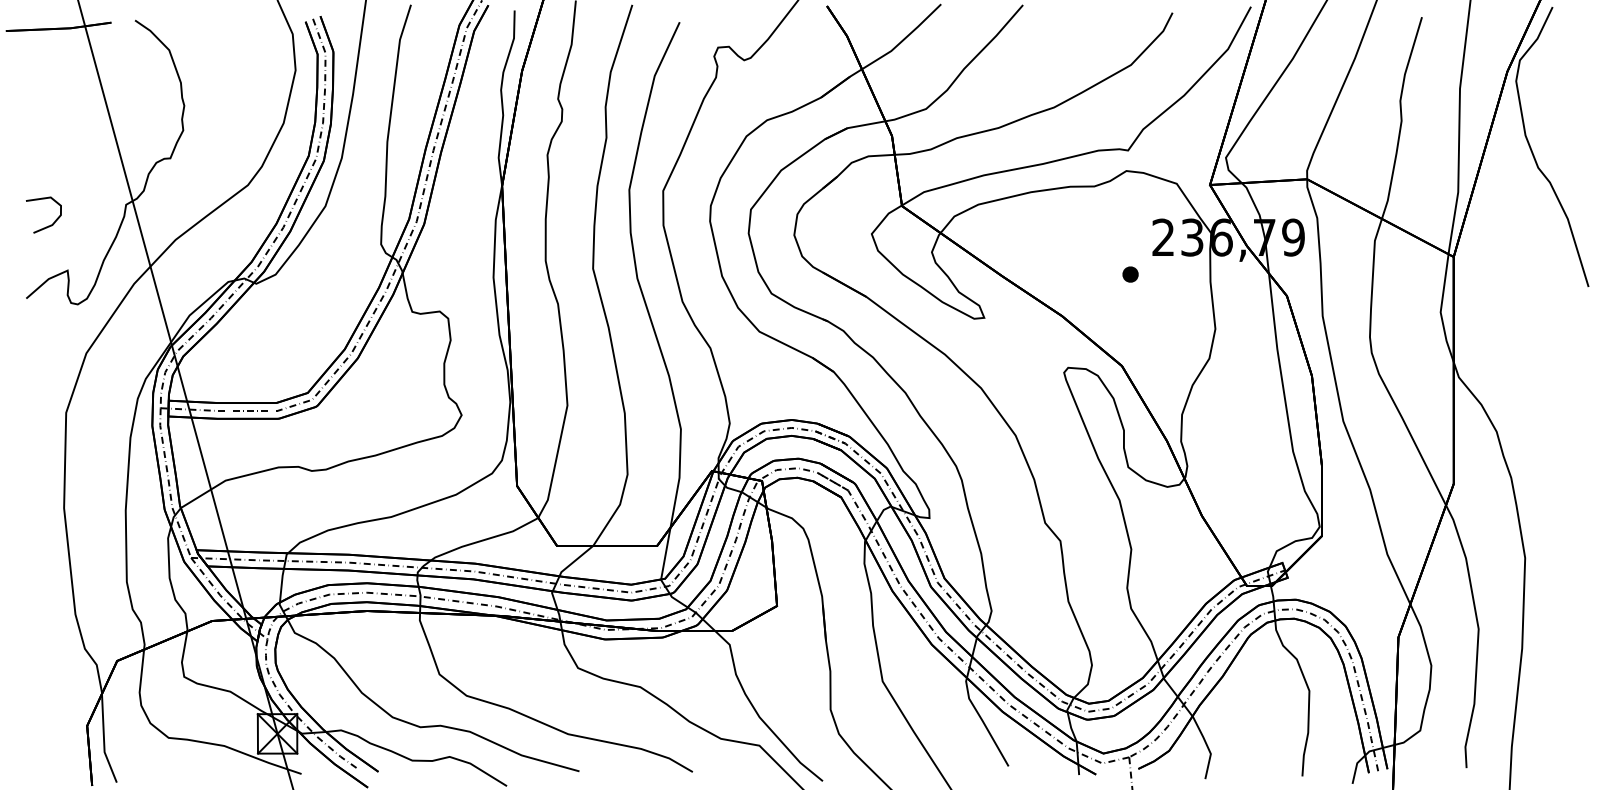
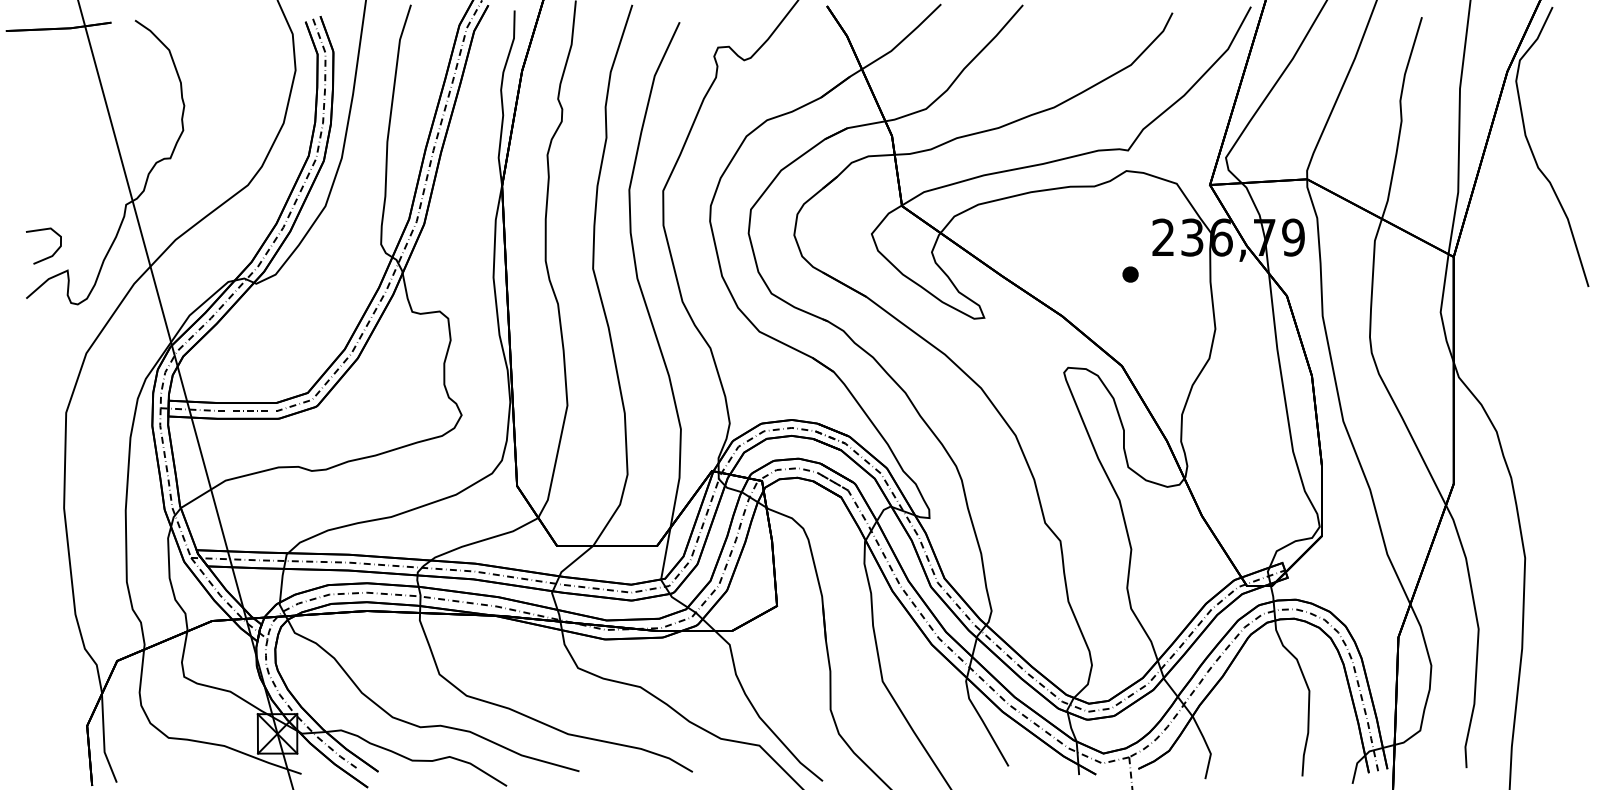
curve position: (48, 225) -> (48, 256) (48, 256)
